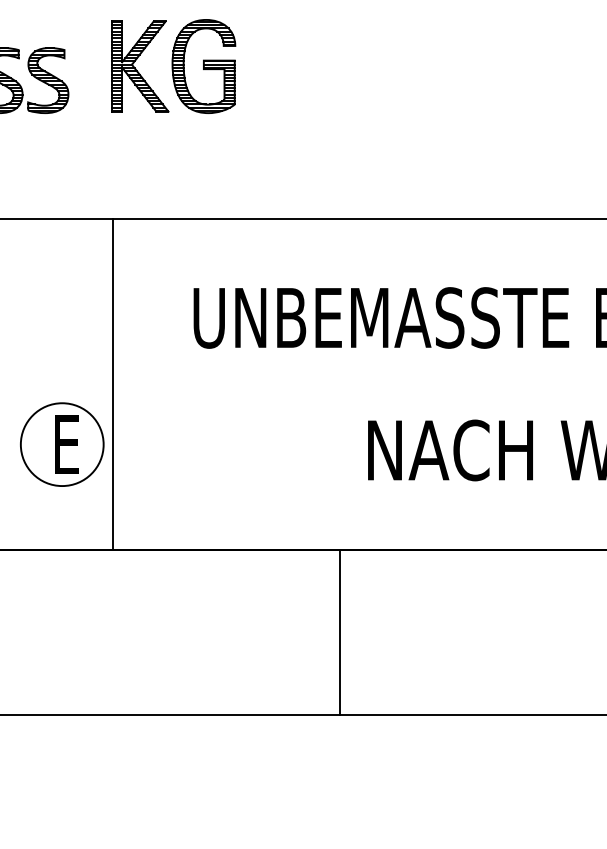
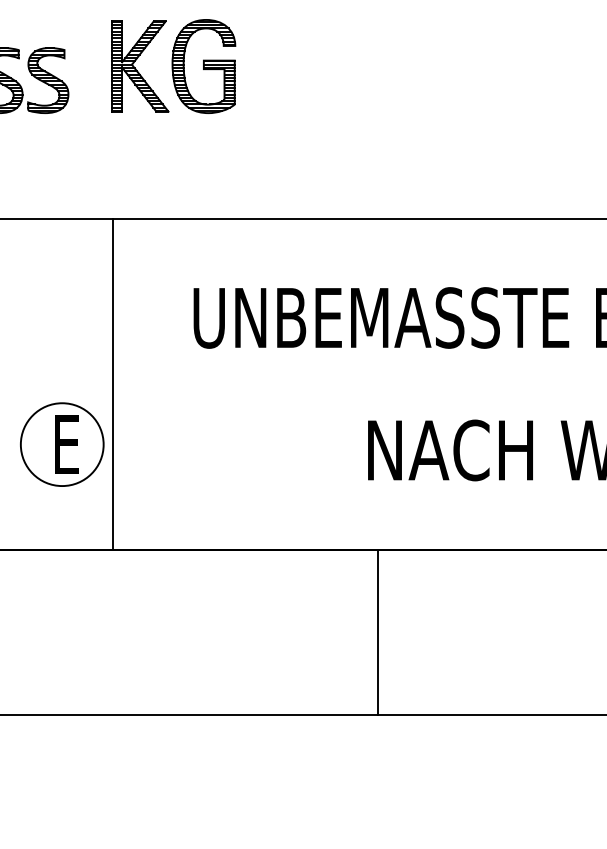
line position: (340, 632) -> (378, 632) (378, 632)
